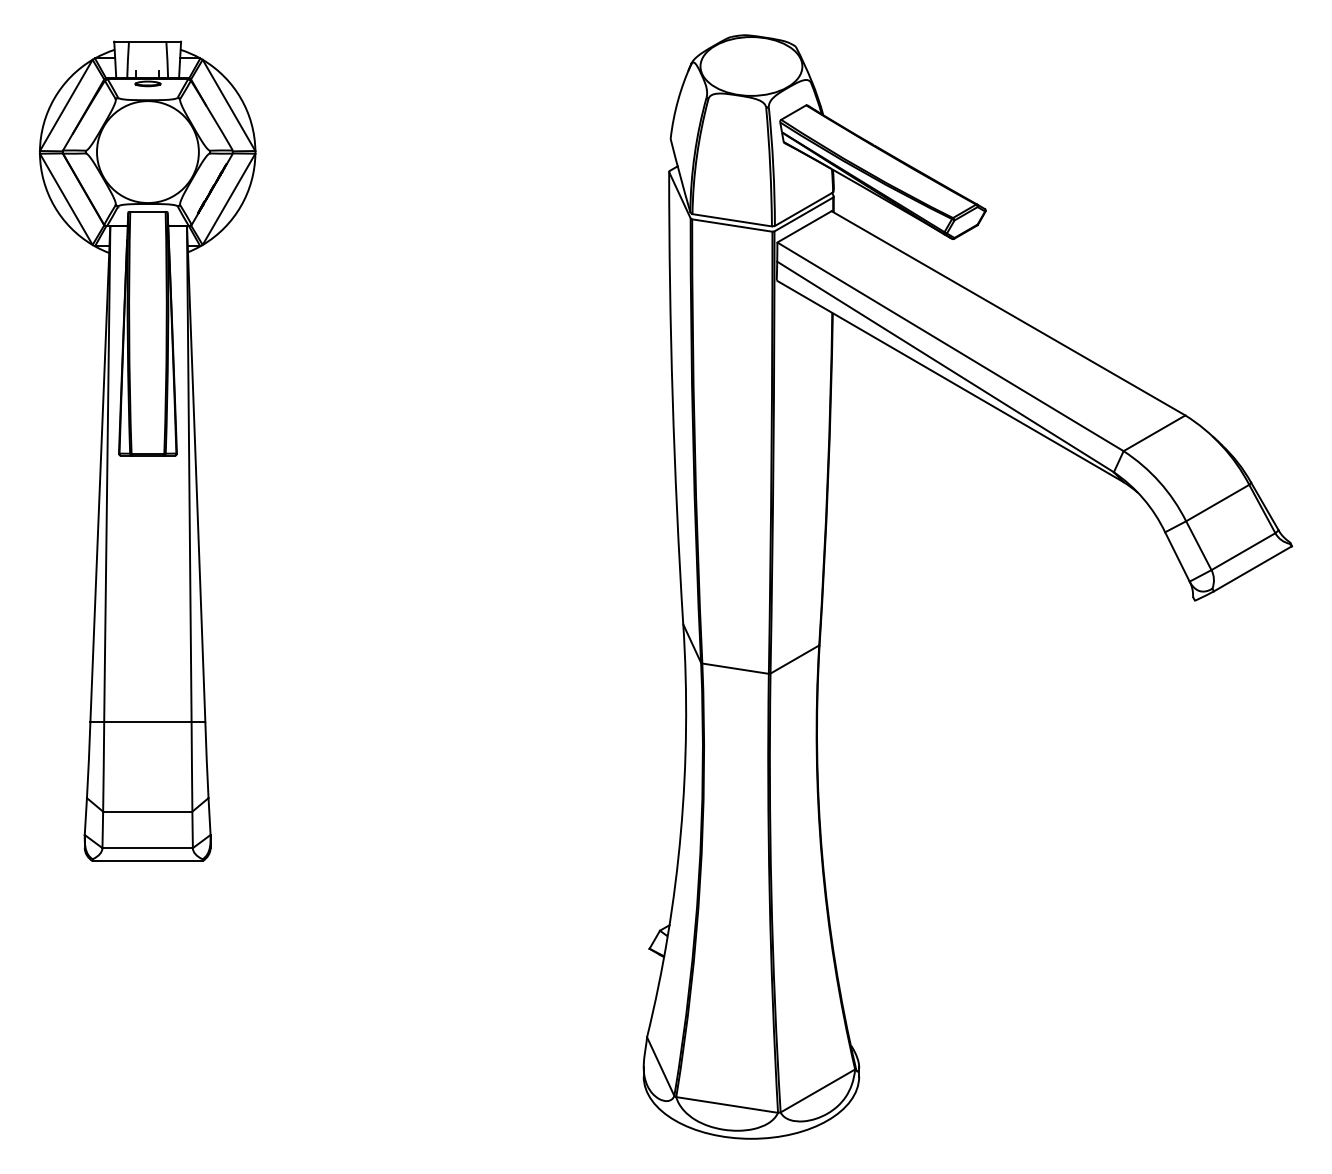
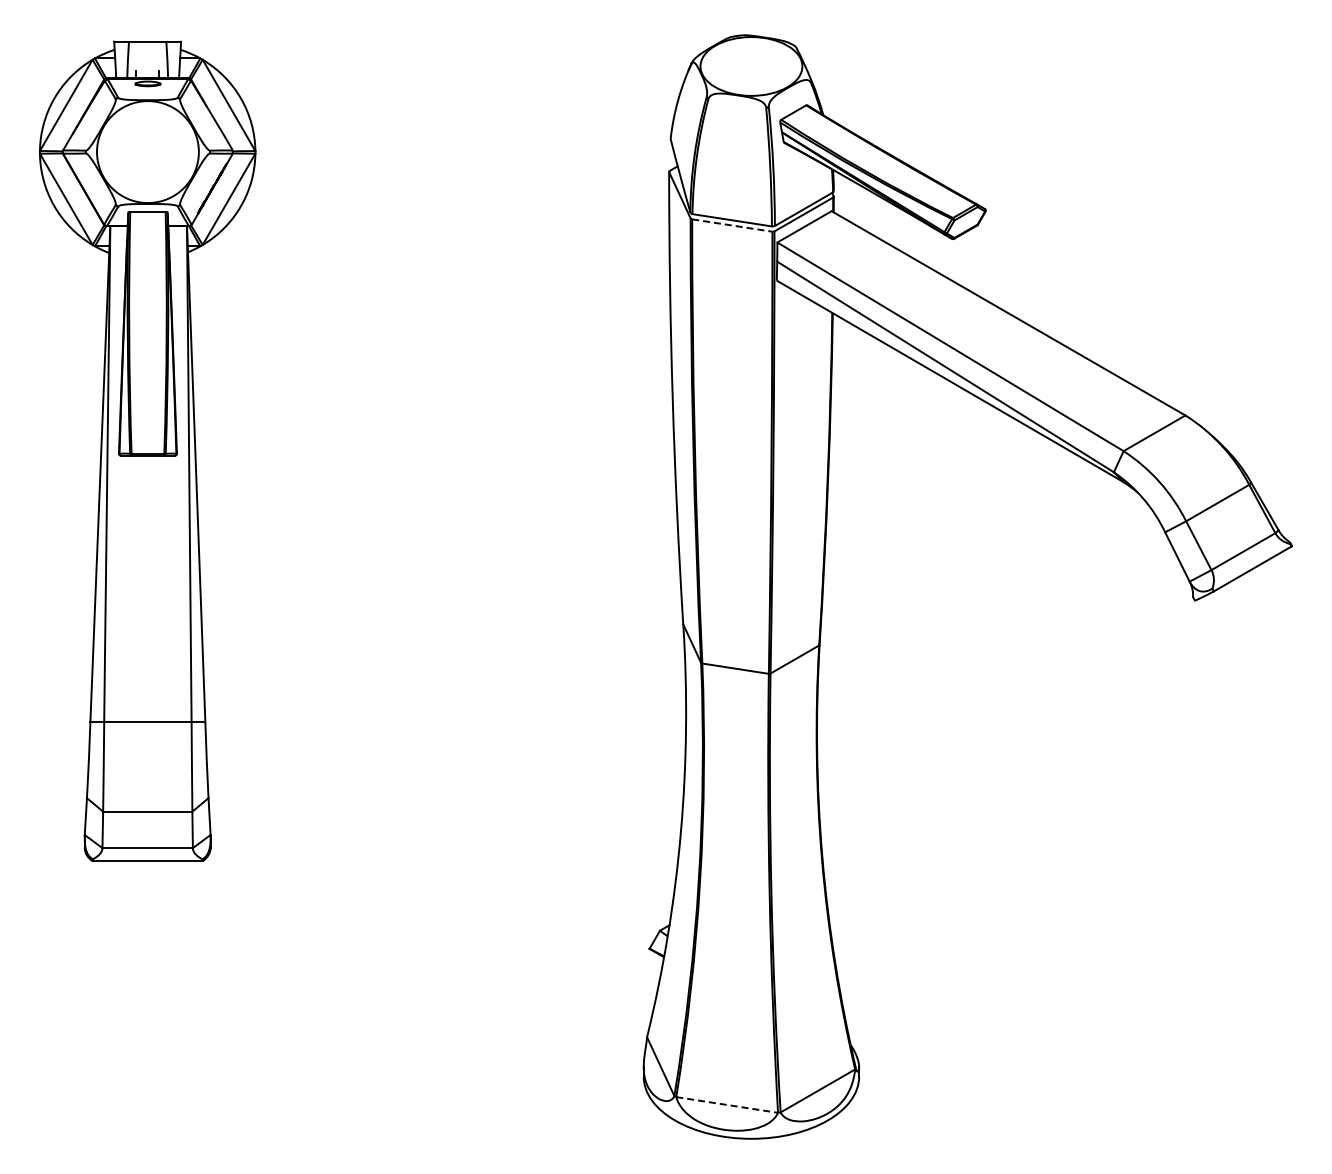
line: solid -> dashed (732, 225)
line: solid -> dashed (727, 1105)
